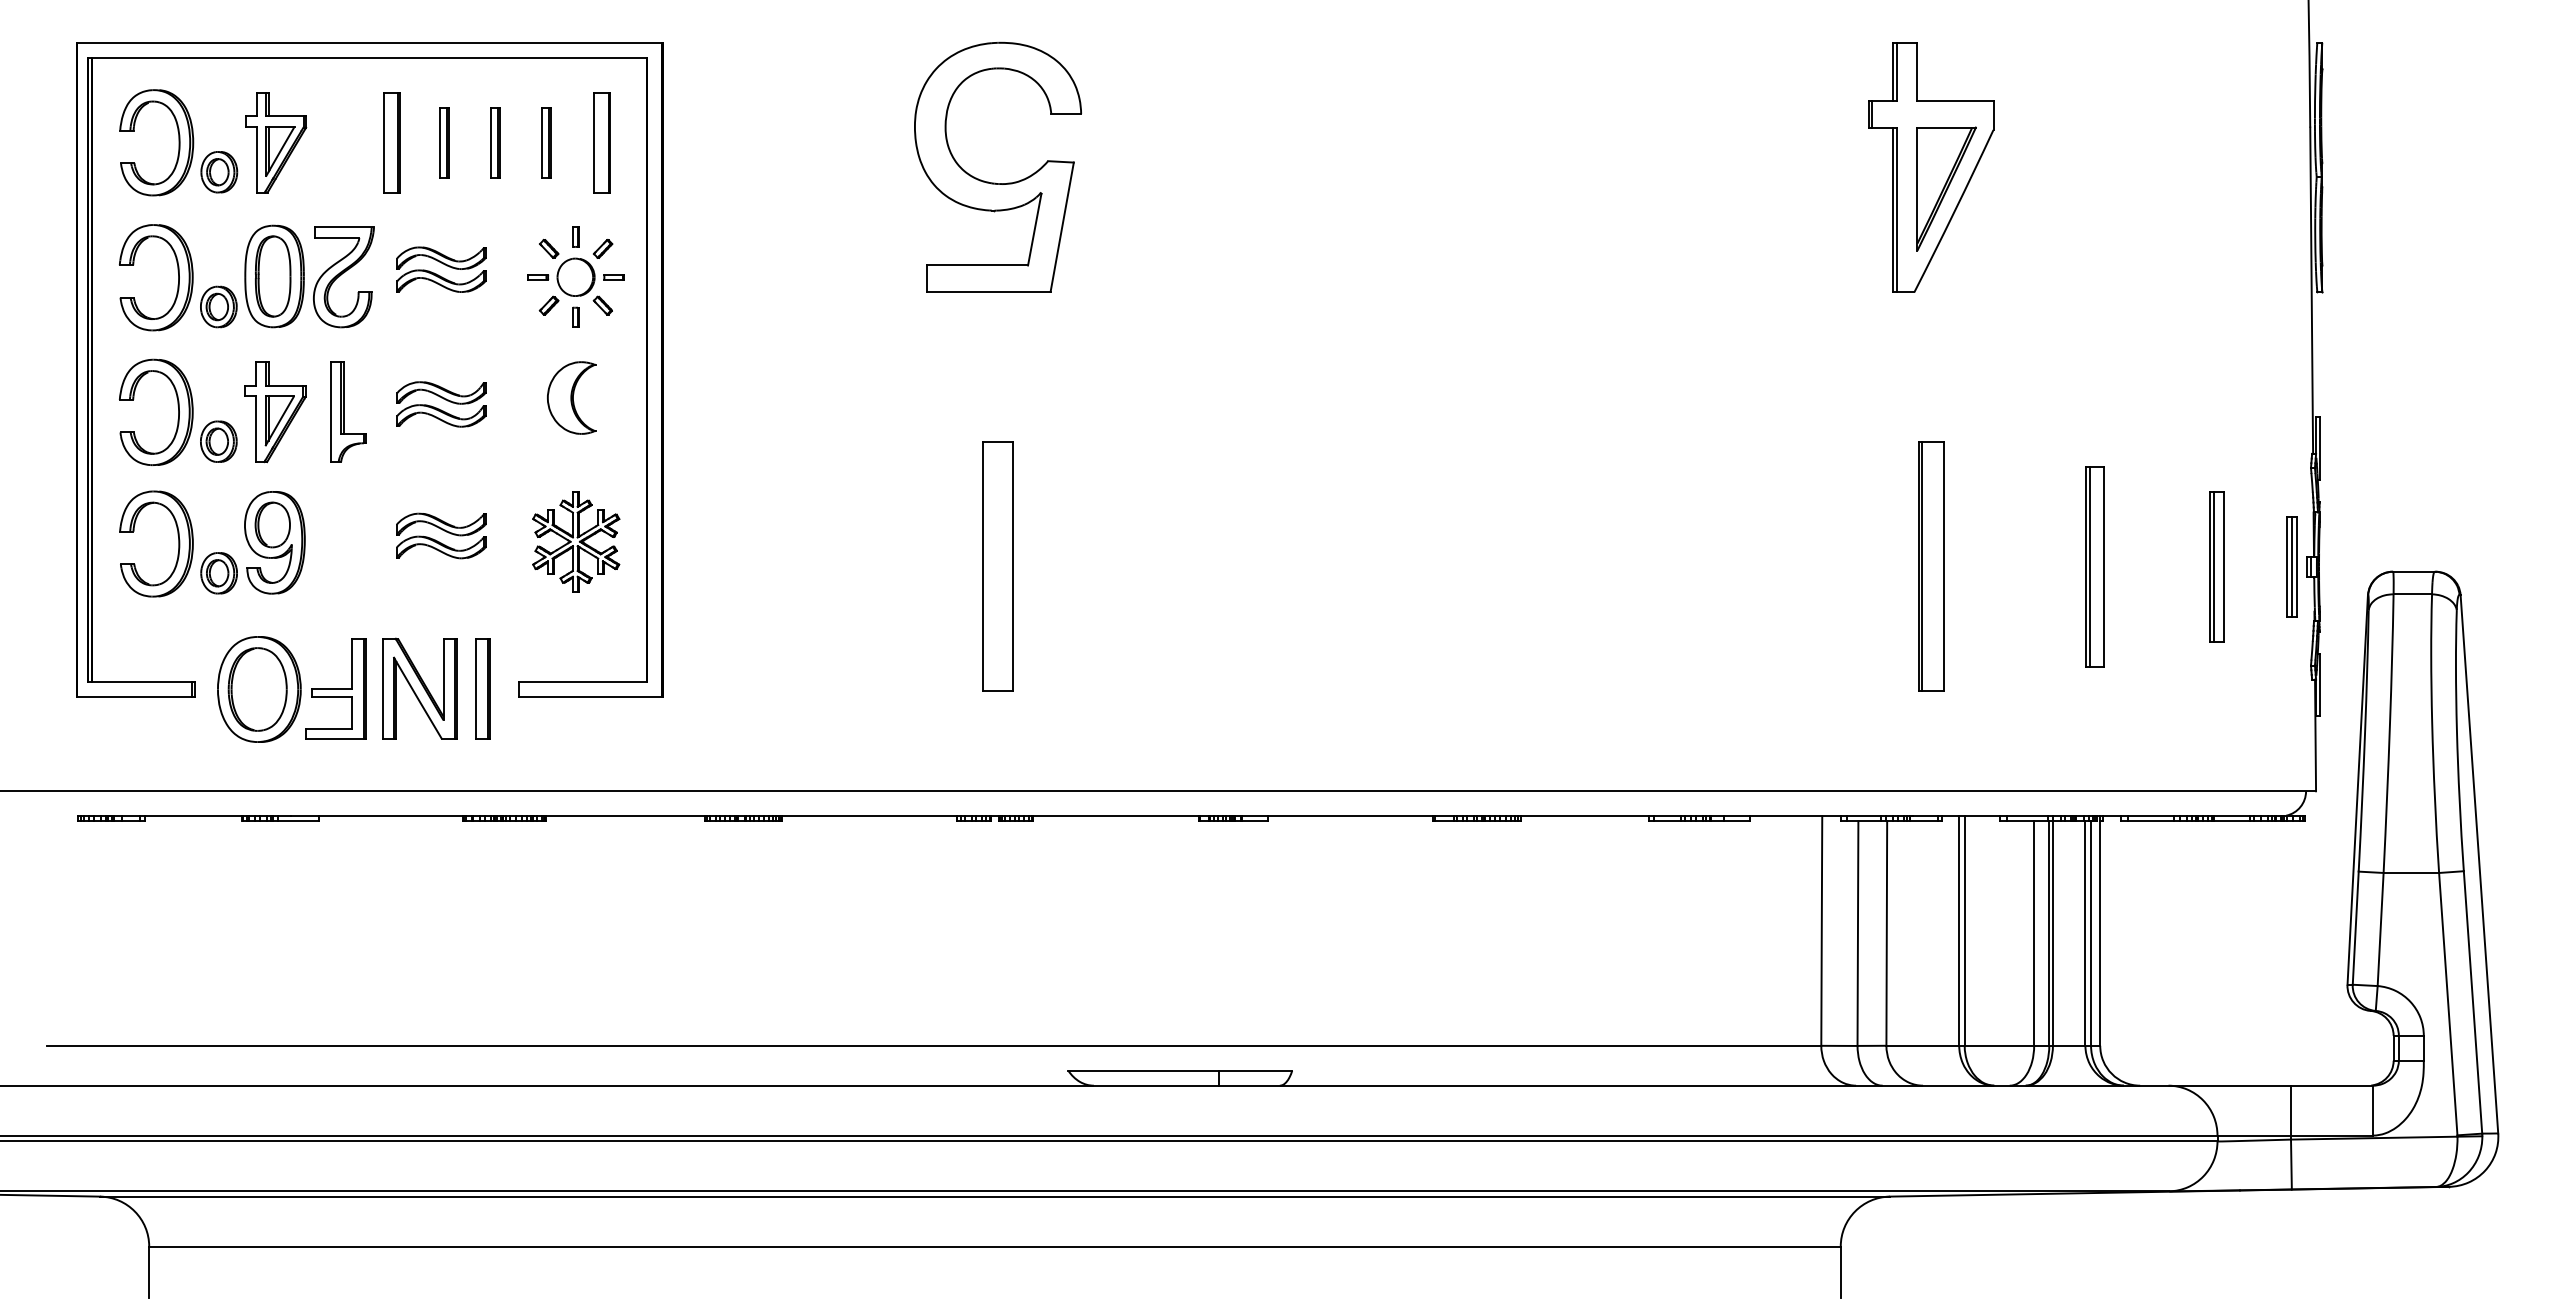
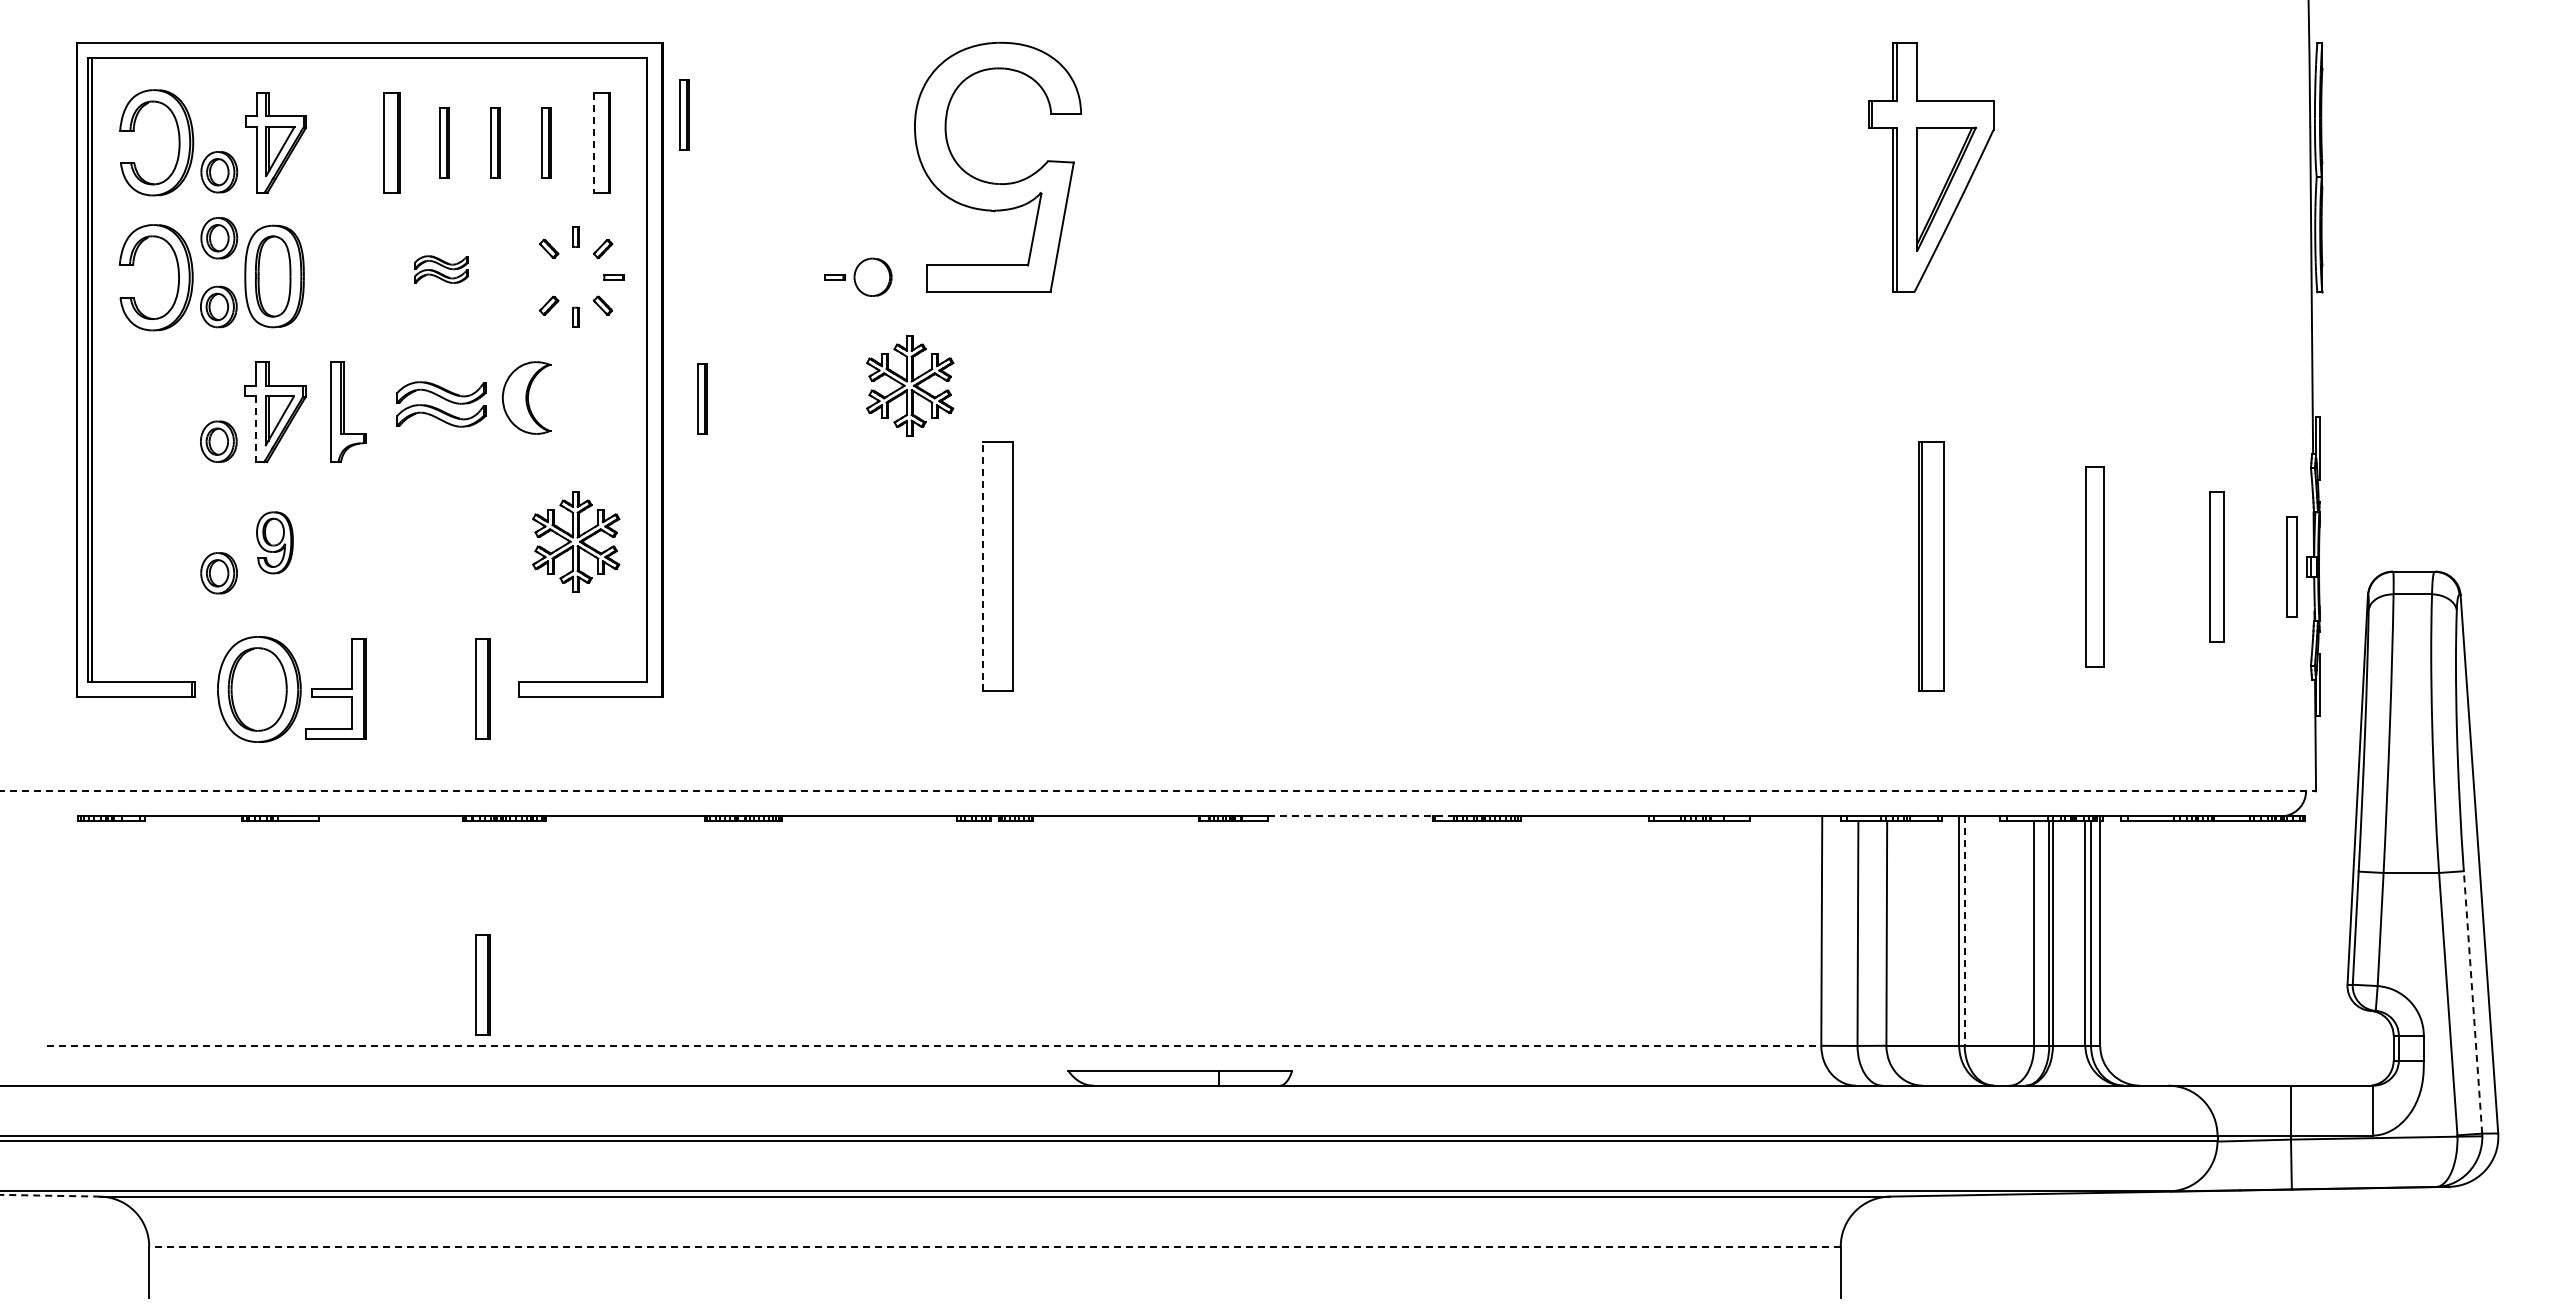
part: none -> present (684, 114)
line: solid -> dashed (594, 142)
part: none -> present (219, 238)
part size: 91x47 px -> 55x29 px (441, 269)
part position: (561, 276) -> (858, 276) (858, 276)
part: present -> none (343, 277)
part: none -> present (910, 385)
part position: (571, 397) -> (526, 397) (526, 397)
part: none -> present (702, 398)
part: present -> none (177, 405)
line: solid -> dashed (256, 429)
part: present -> none (441, 535)
part size: 62x104 px -> 38x64 px (274, 542)
part: present -> none (178, 543)
line: solid -> dashed (983, 566)
line: present -> none (2090, 566)
line: present -> none (2214, 566)
line: present -> none (2291, 566)
part: present -> none (419, 688)
line: solid -> dashed (1158, 791)
line: solid -> dashed (1360, 816)
line: solid -> dashed (1964, 931)
part: none -> present (482, 984)
line: solid -> dashed (2473, 1002)
line: solid -> dashed (934, 1045)
line: solid -> dashed (50, 1195)
line: solid -> dashed (994, 1246)
